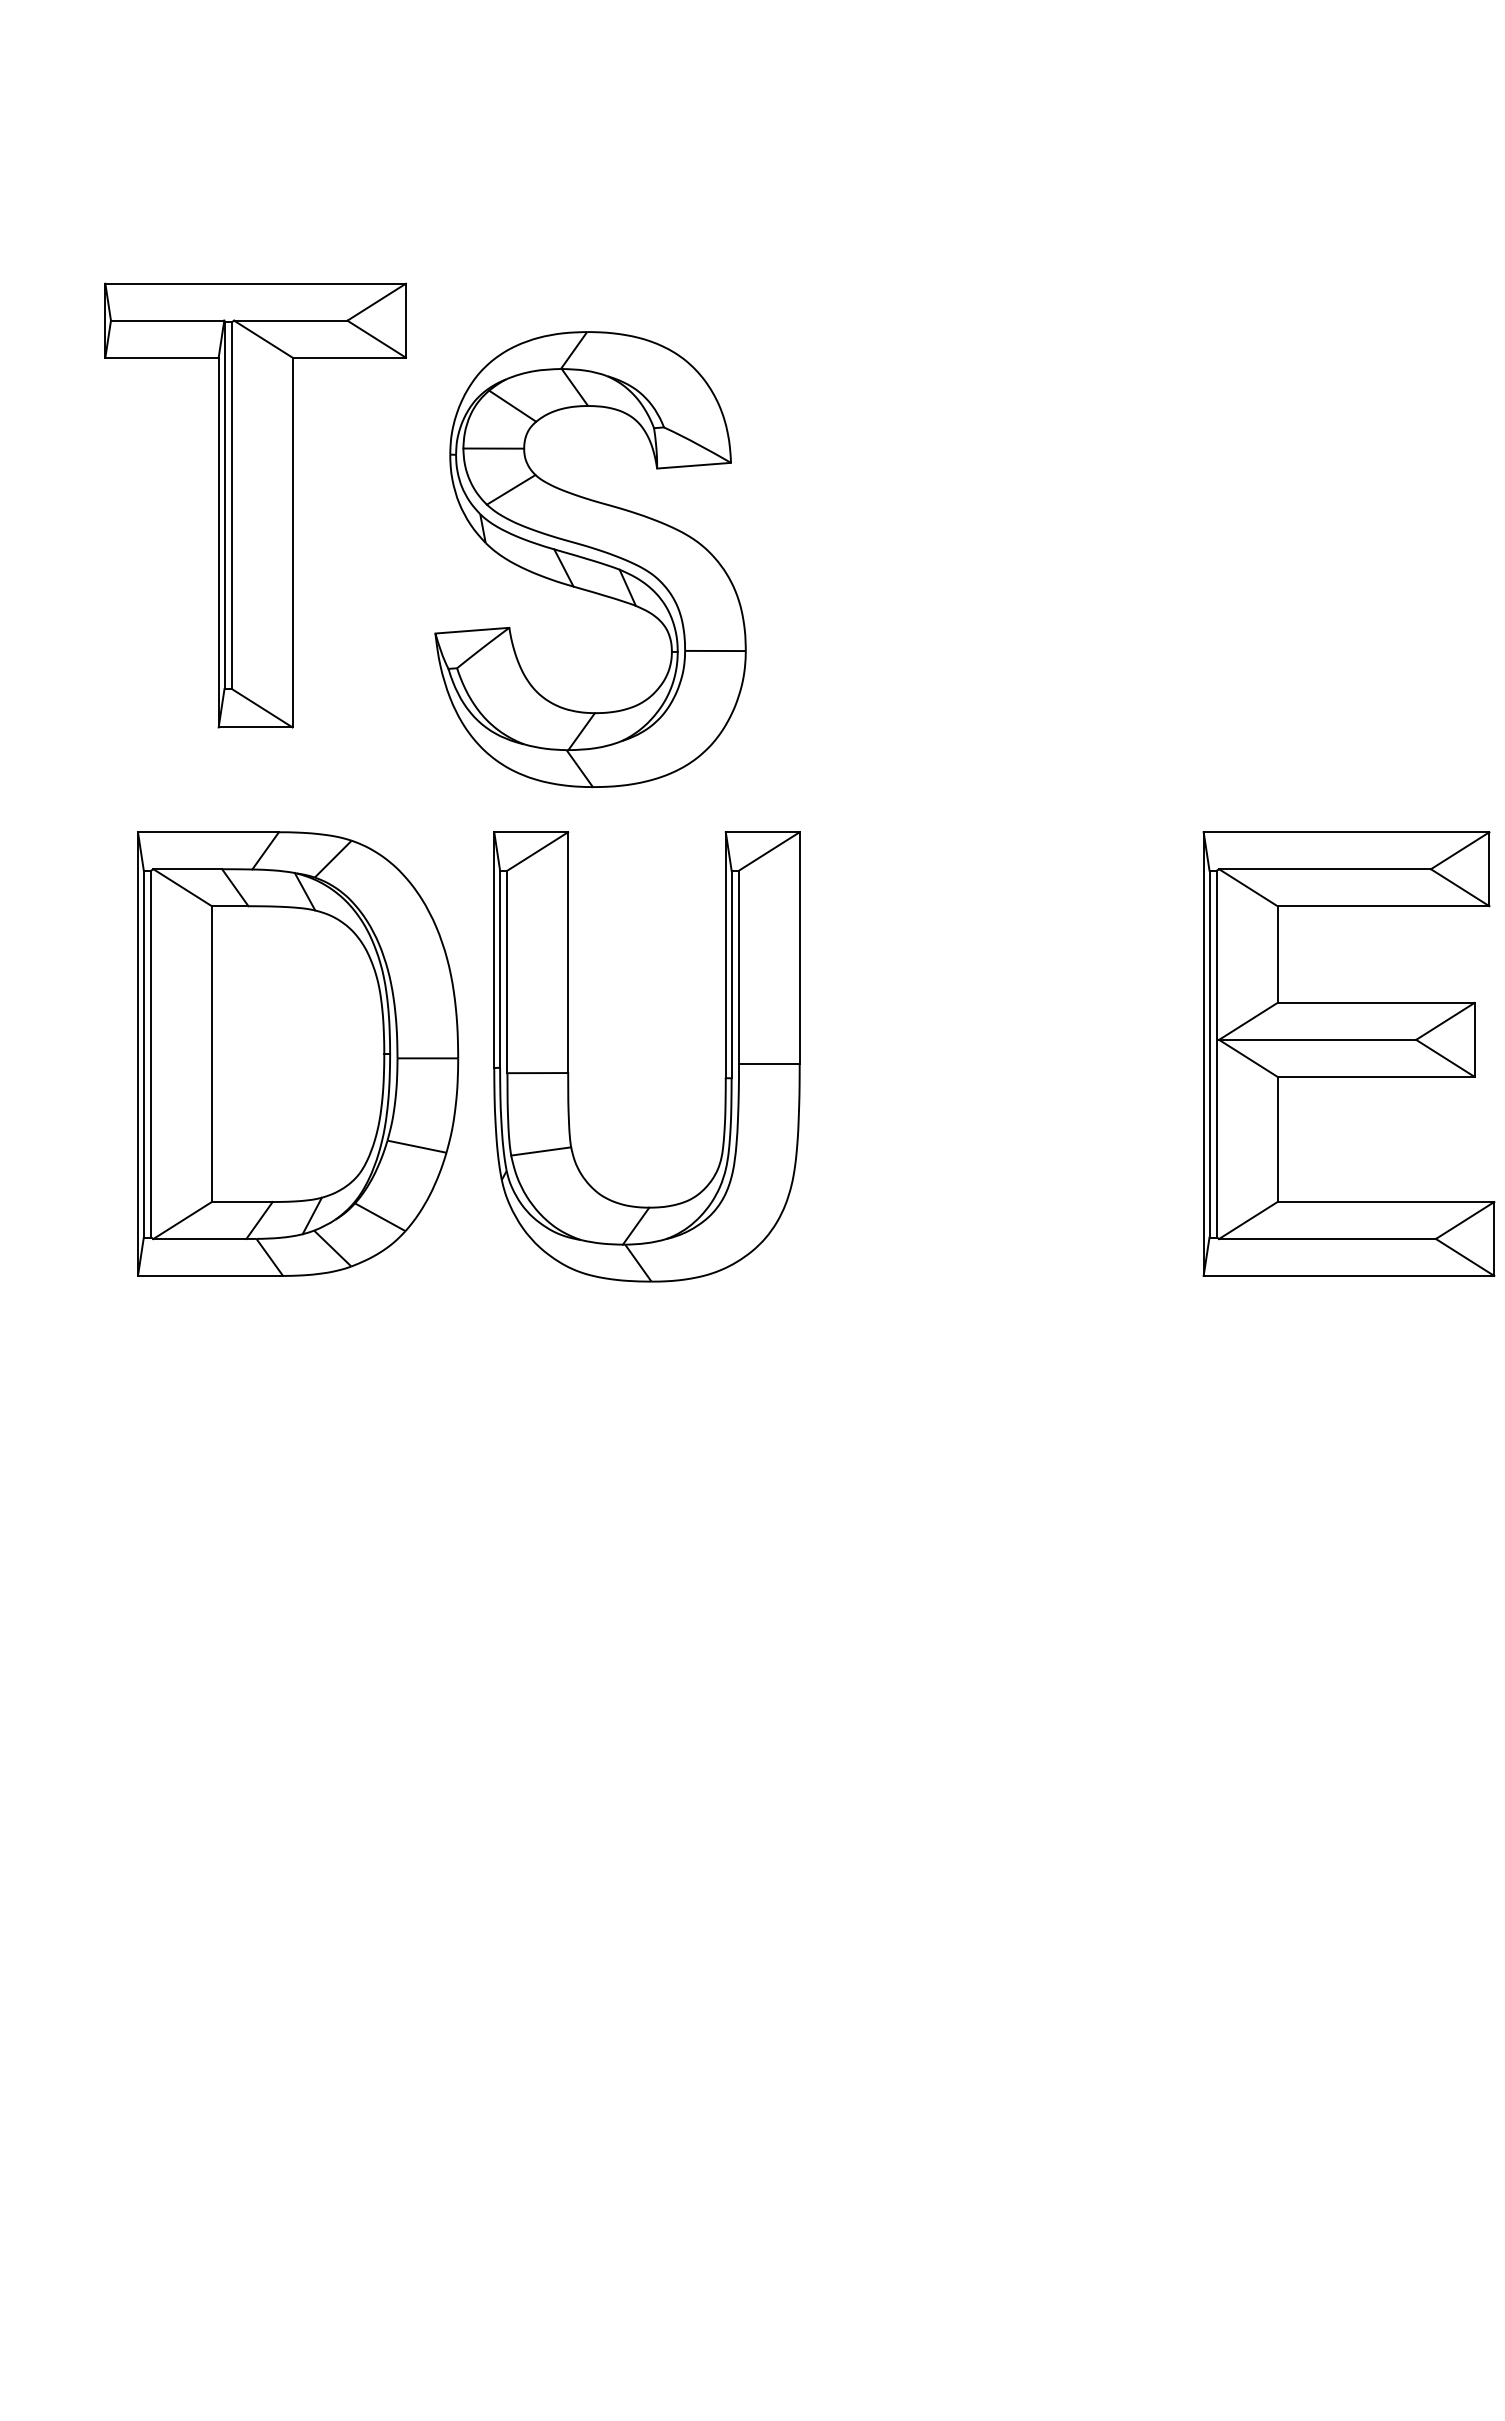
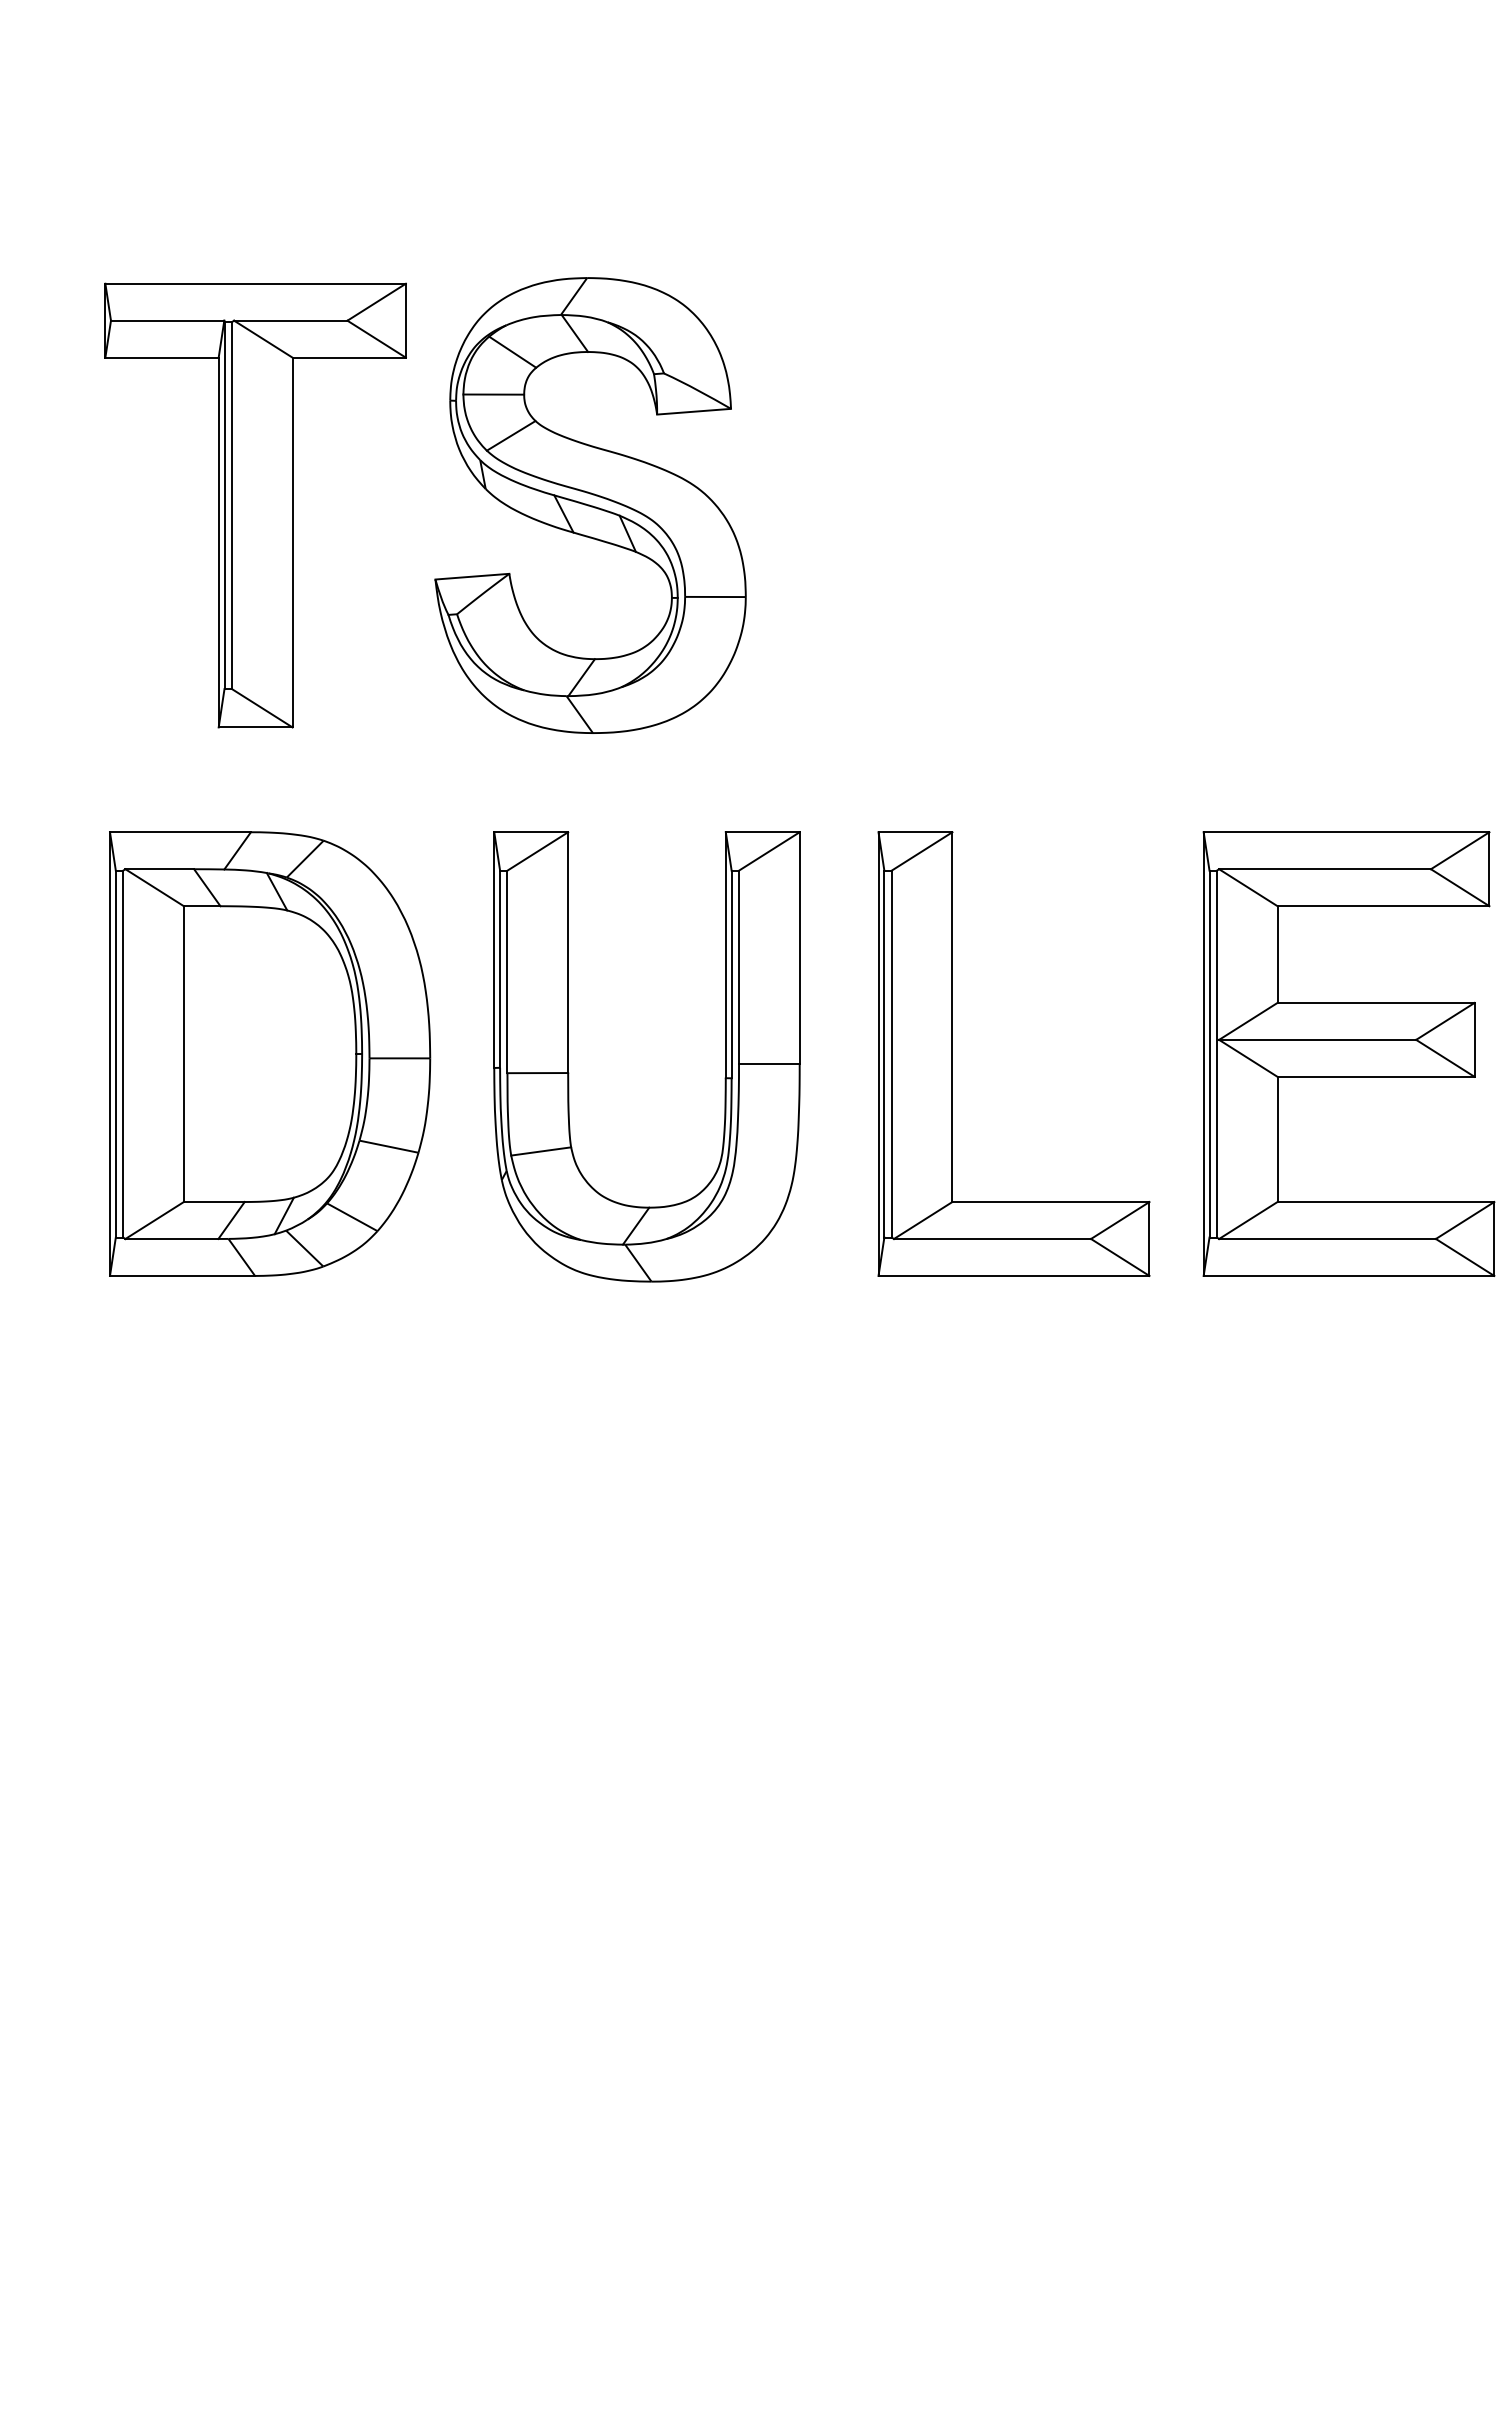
part position: (590, 559) -> (590, 505) (590, 505)
part position: (298, 1053) -> (270, 1053) (270, 1053)
part: none -> present (952, 1053)
